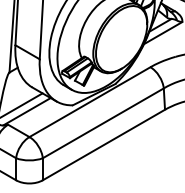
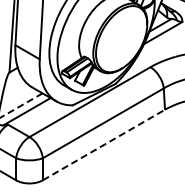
line: solid -> dashed (21, 105)
line: solid -> dashed (103, 145)
